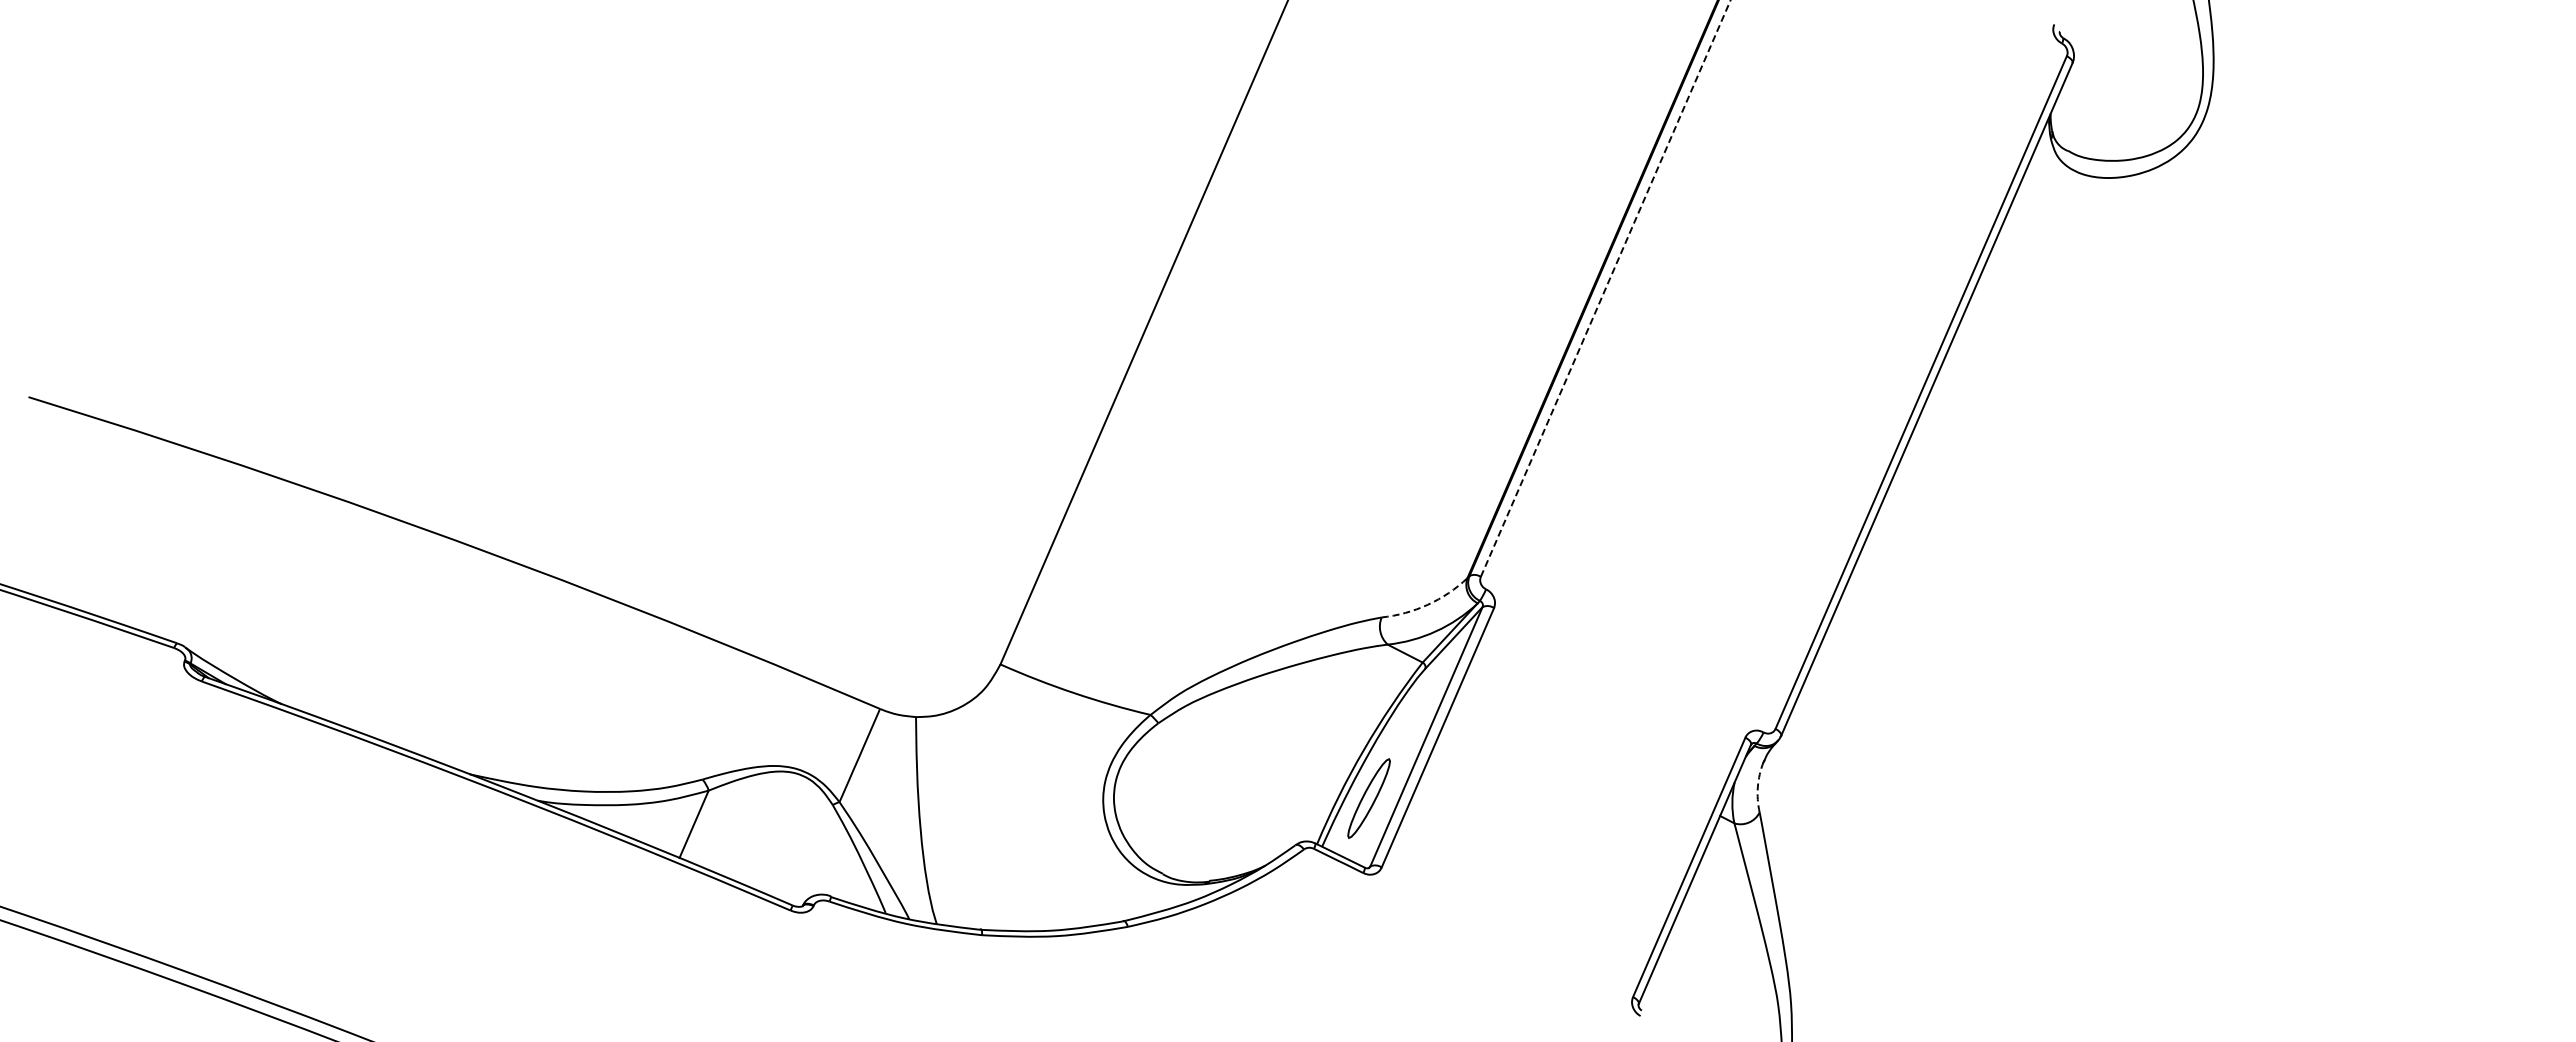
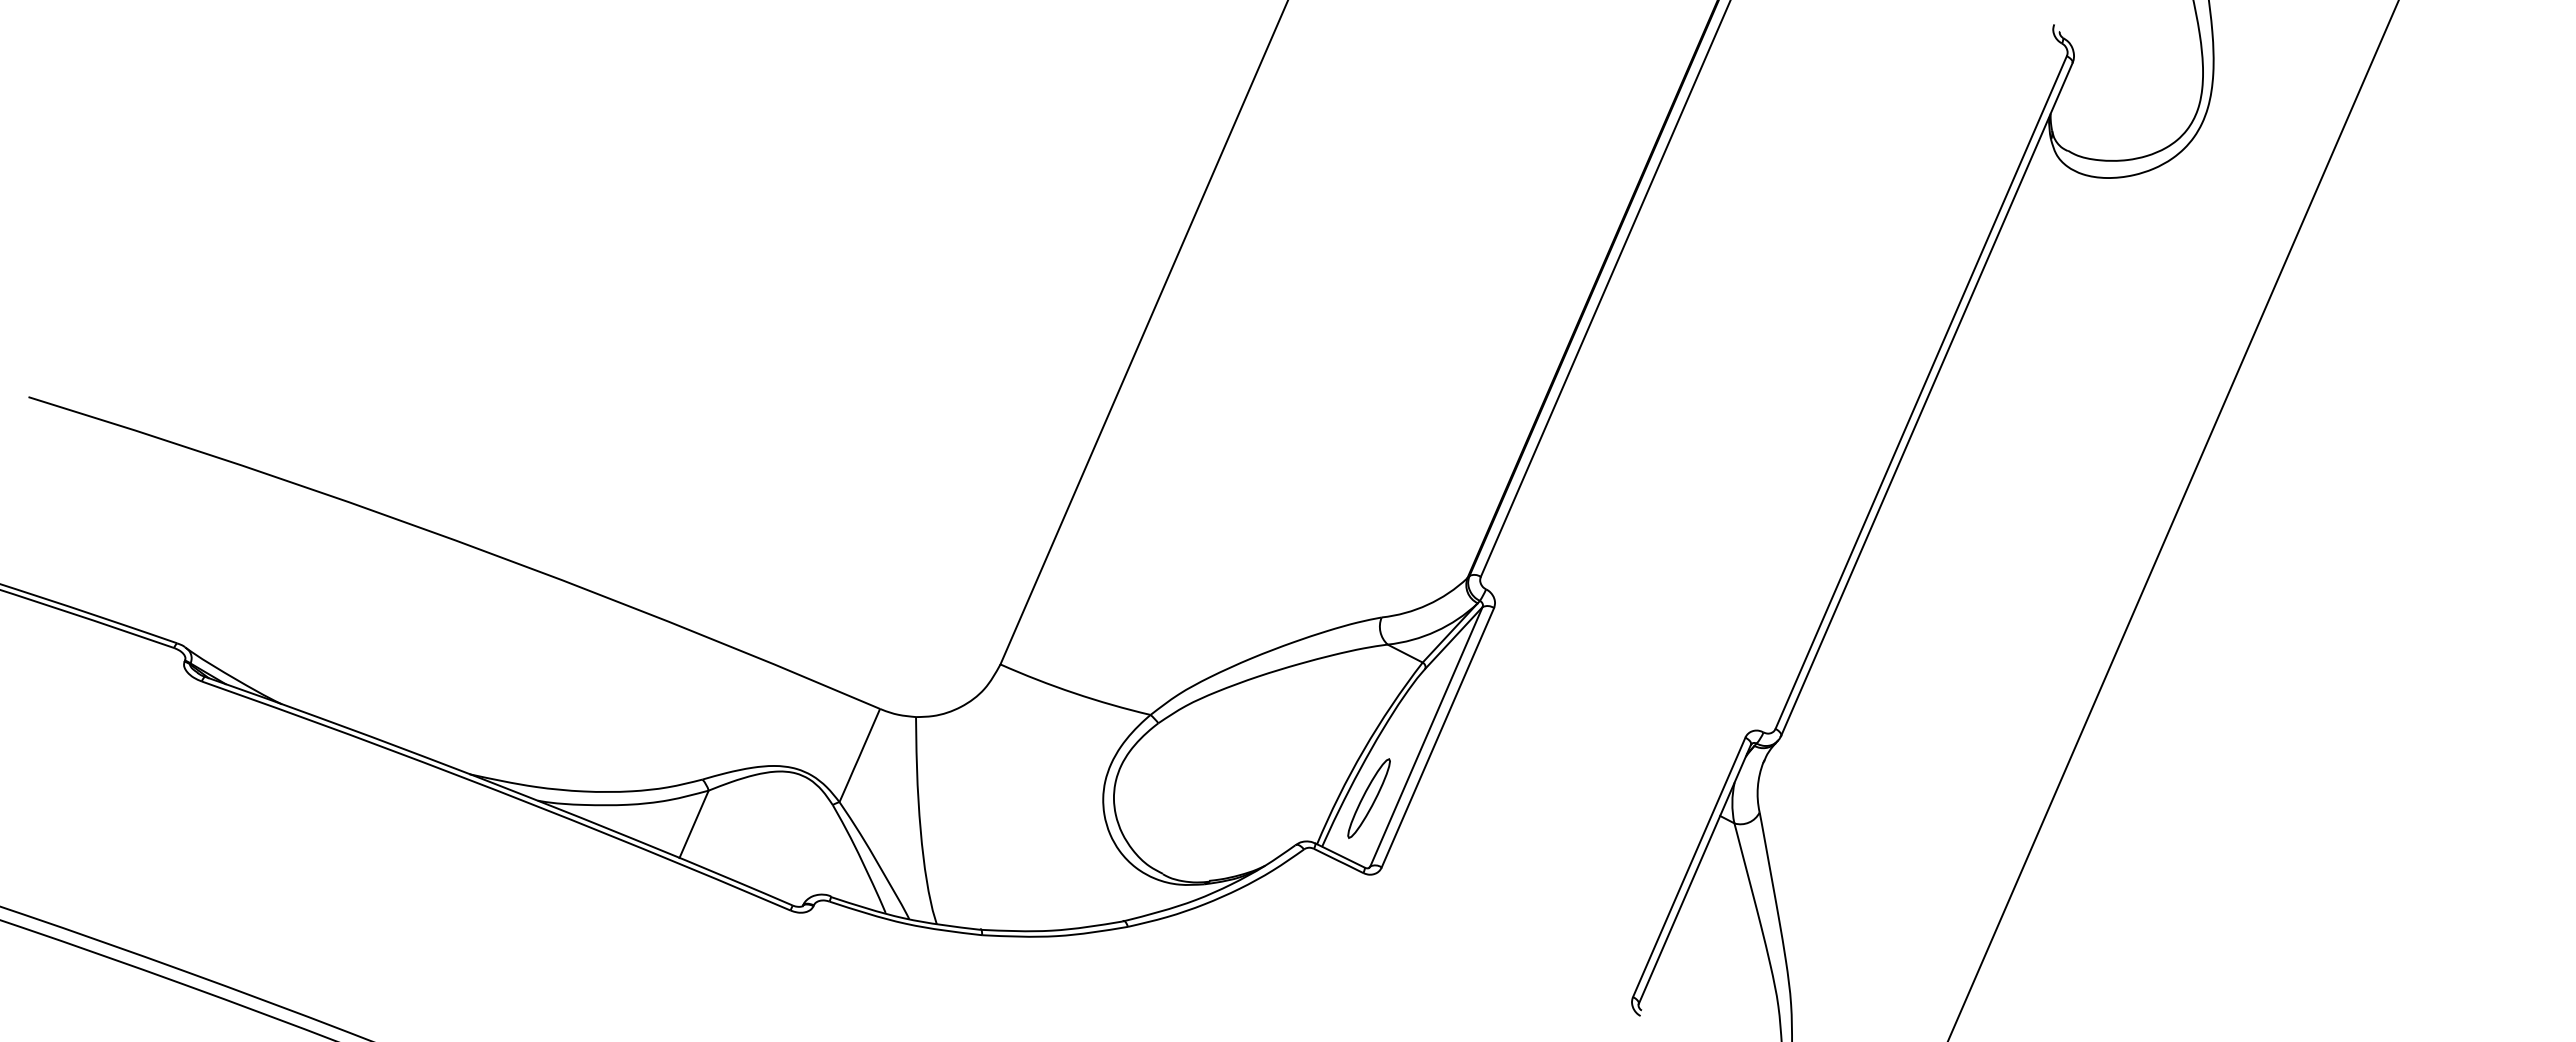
line: dashed -> solid (1605, 289)
line: none -> present (2173, 520)
arc: dashed -> solid (1427, 604)
arc: dashed -> solid (1757, 786)
